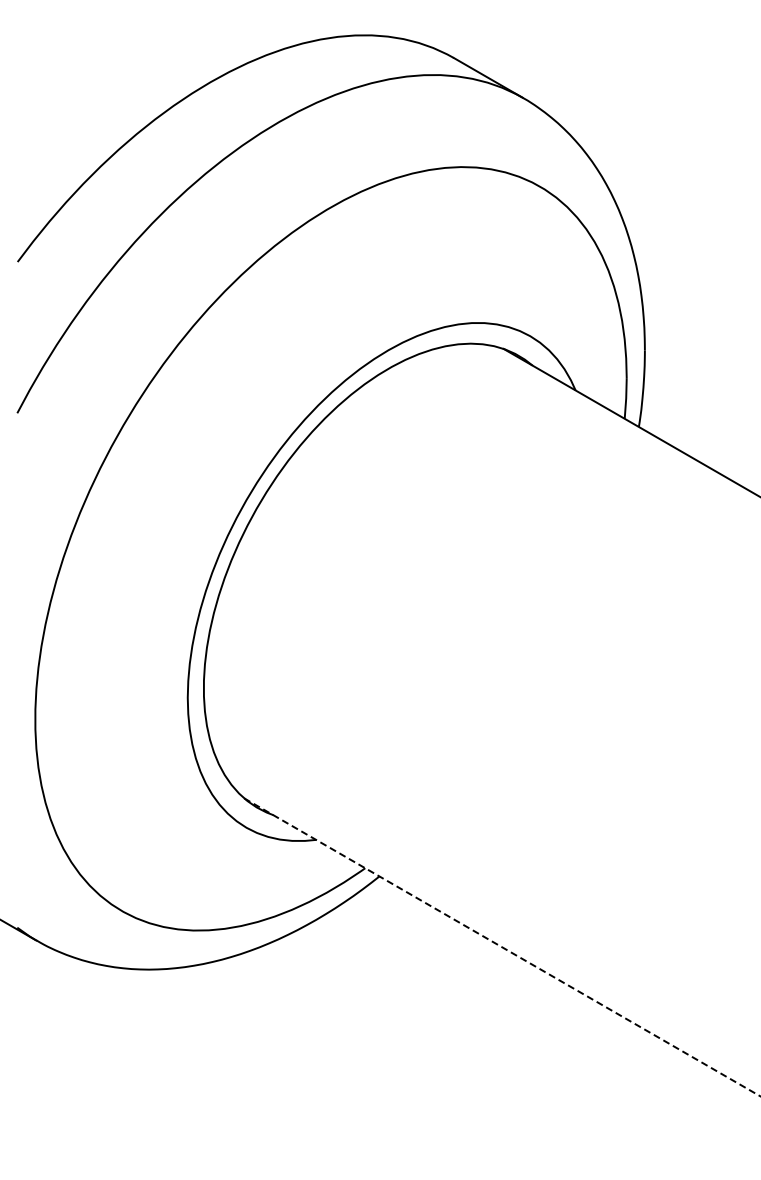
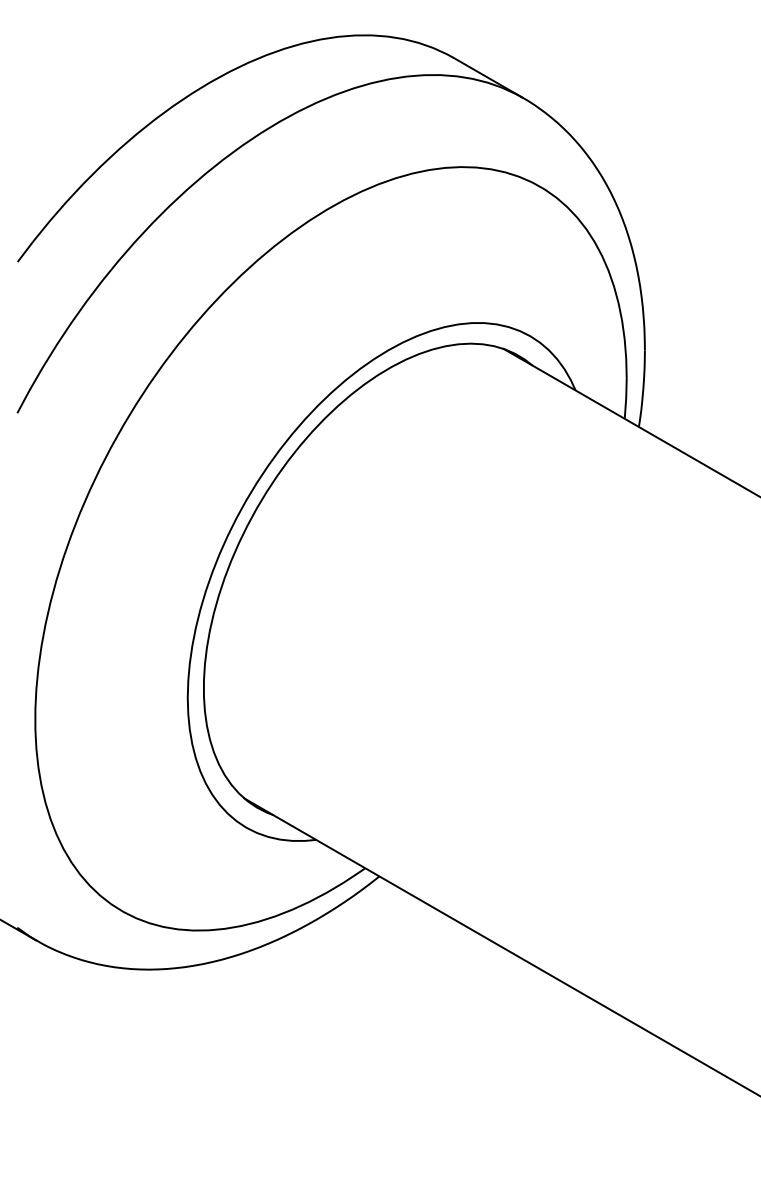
line: dashed -> solid (502, 947)
